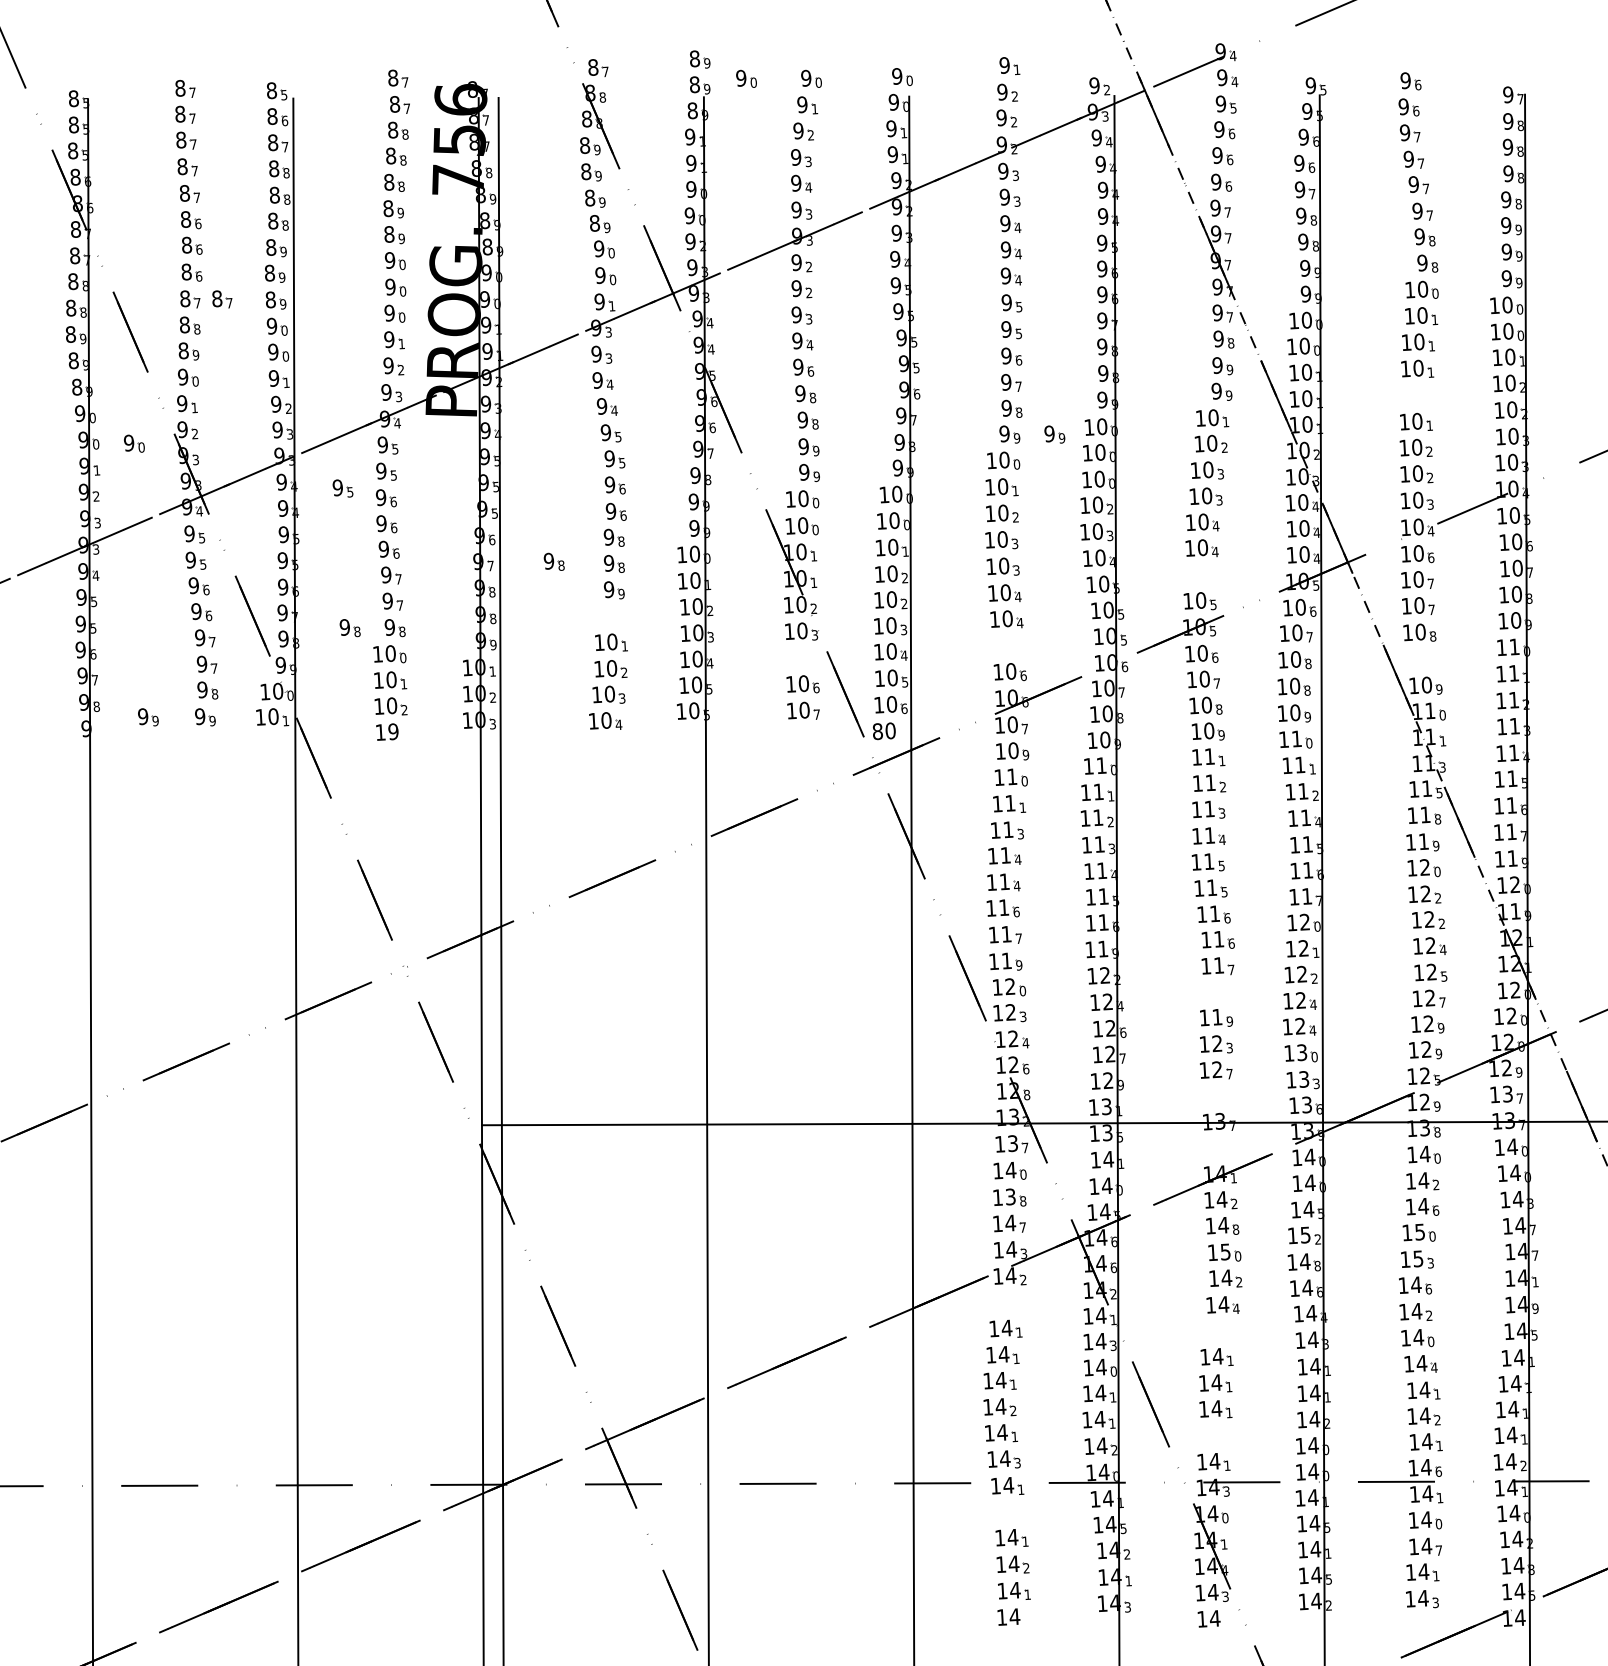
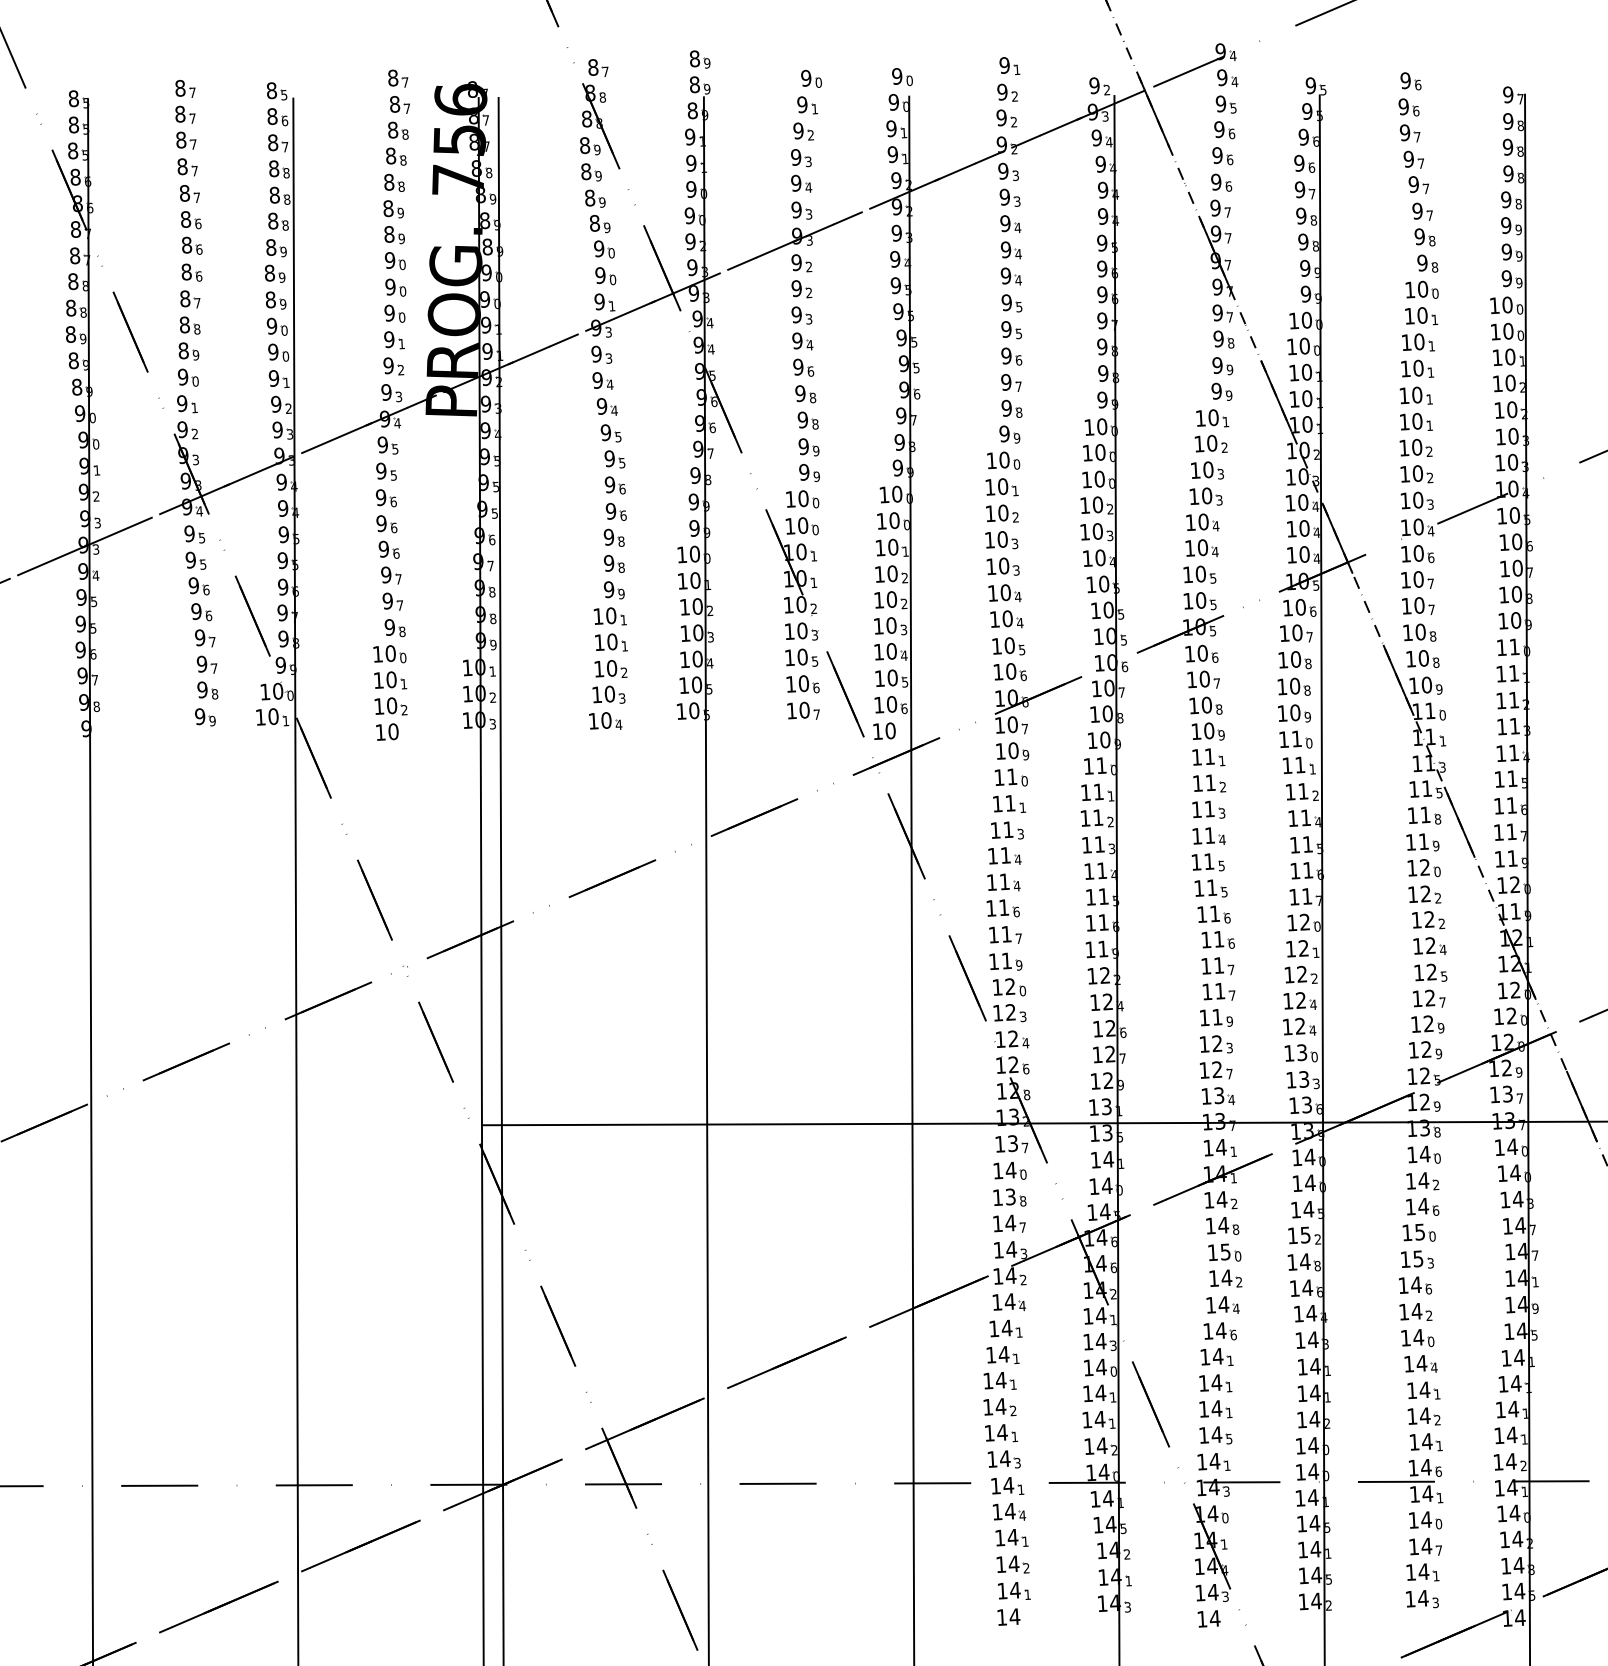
part: present -> none (746, 78)
part: present -> none (222, 299)
part: none -> present (1415, 395)
part: present -> none (1054, 434)
part: present -> none (134, 443)
part: present -> none (342, 488)
part: present -> none (553, 561)
part: none -> present (1199, 574)
part: none -> present (609, 616)
part: present -> none (349, 628)
part: none -> present (1008, 646)
part: none -> present (801, 657)
part: none -> present (1422, 658)
part: present -> none (148, 717)
text: 19 -> 10 (393, 731)
text: 80 -> 10 (877, 731)
part: none -> present (1218, 991)
part: none -> present (1218, 1096)
part: none -> present (1220, 1147)
part: none -> present (1008, 1302)
part: none -> present (1219, 1331)
part: none -> present (1215, 1435)
part: none -> present (1009, 1511)
